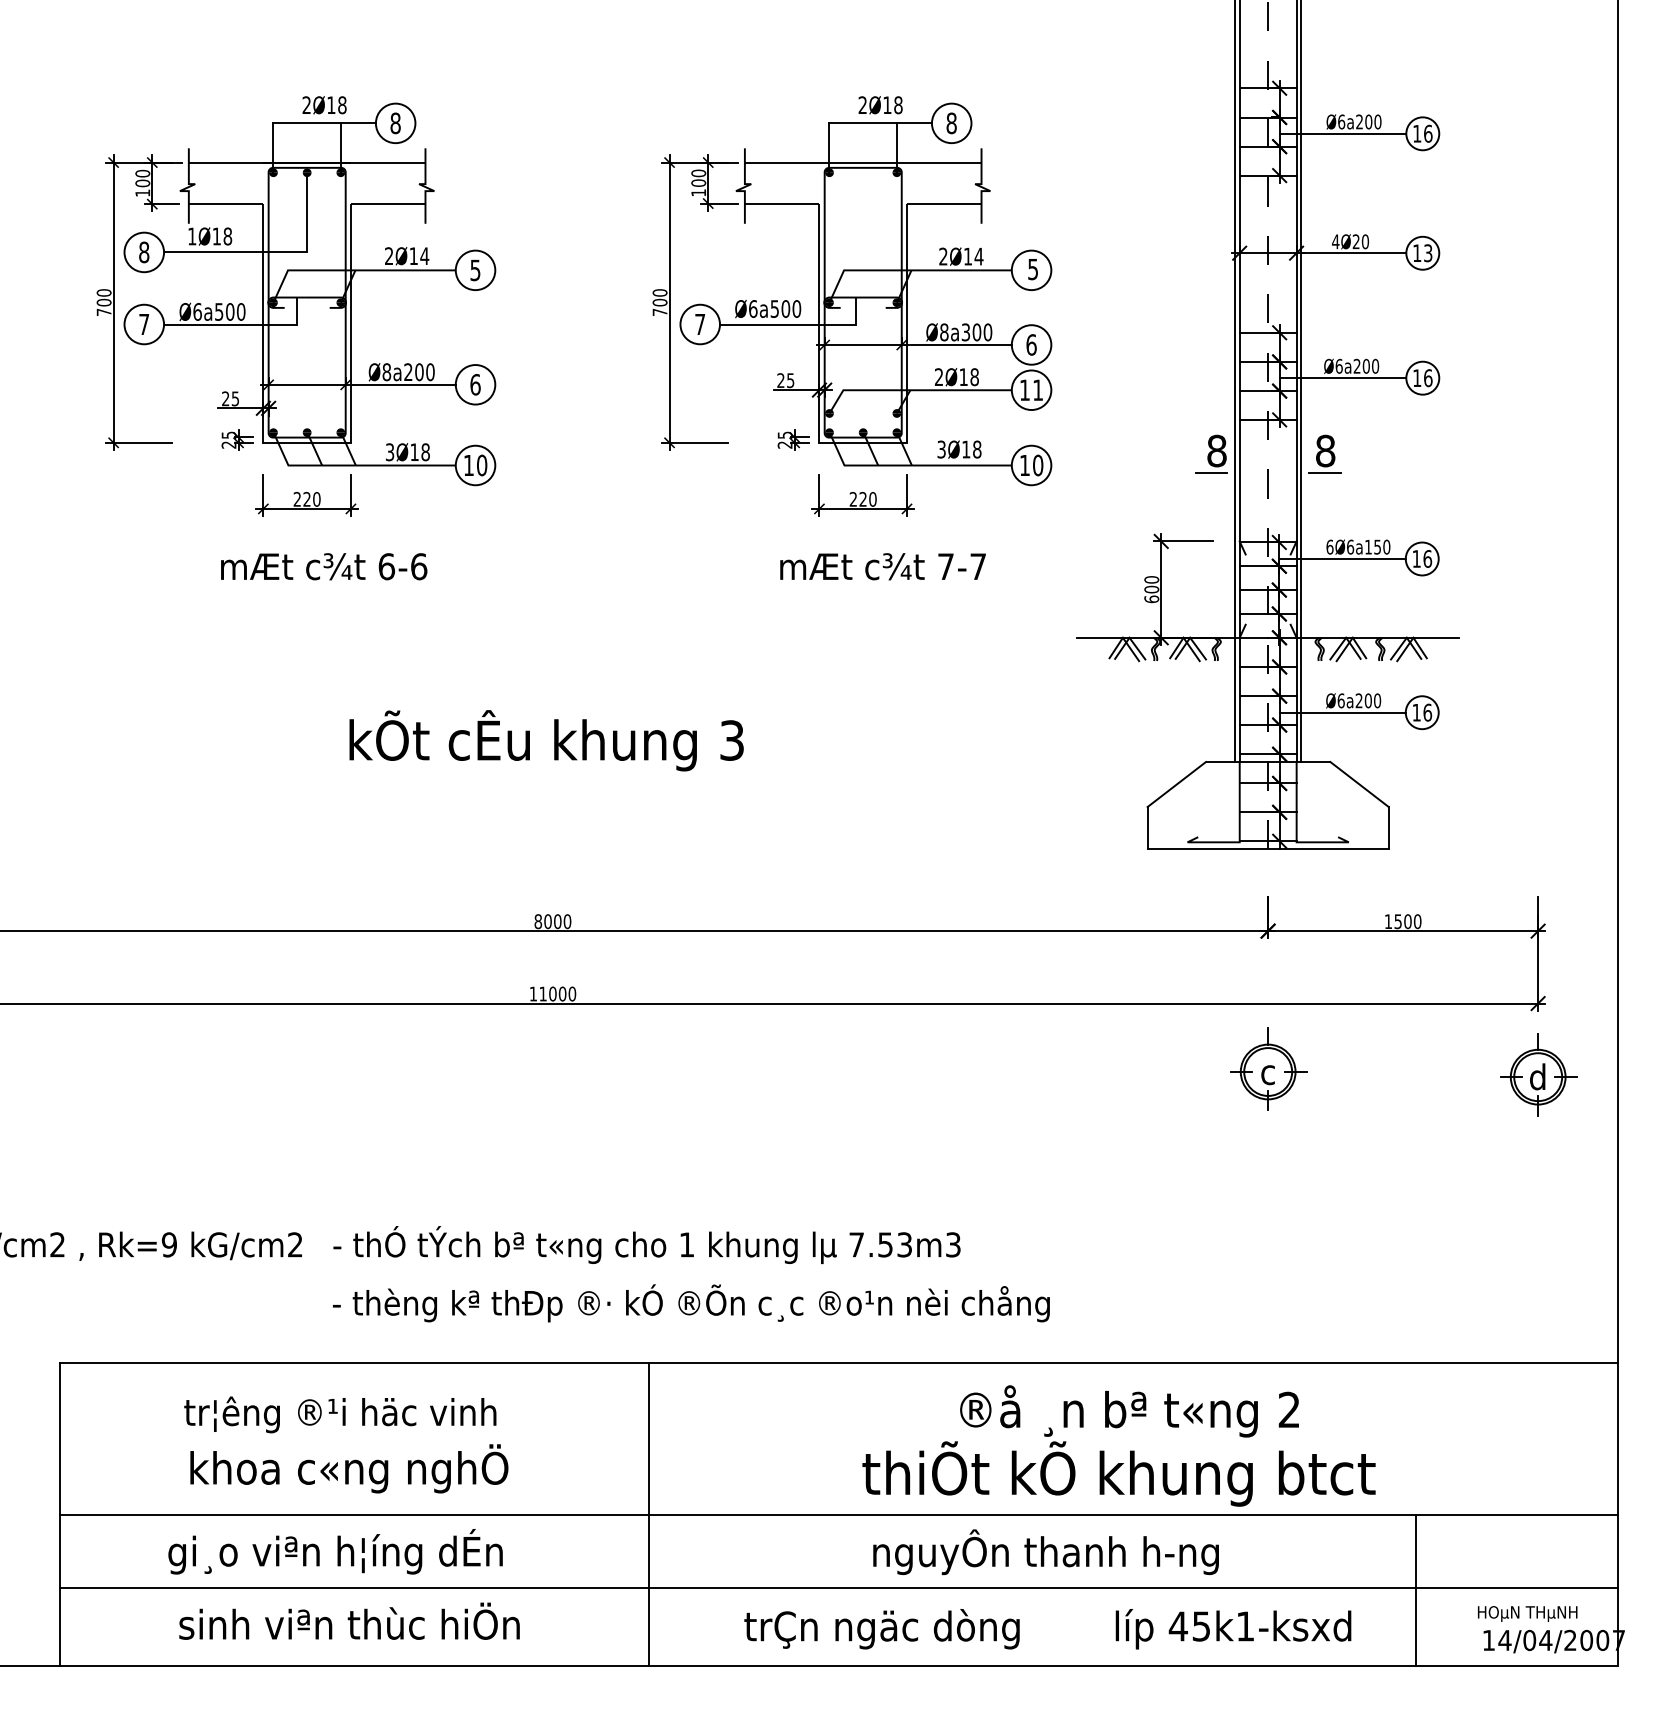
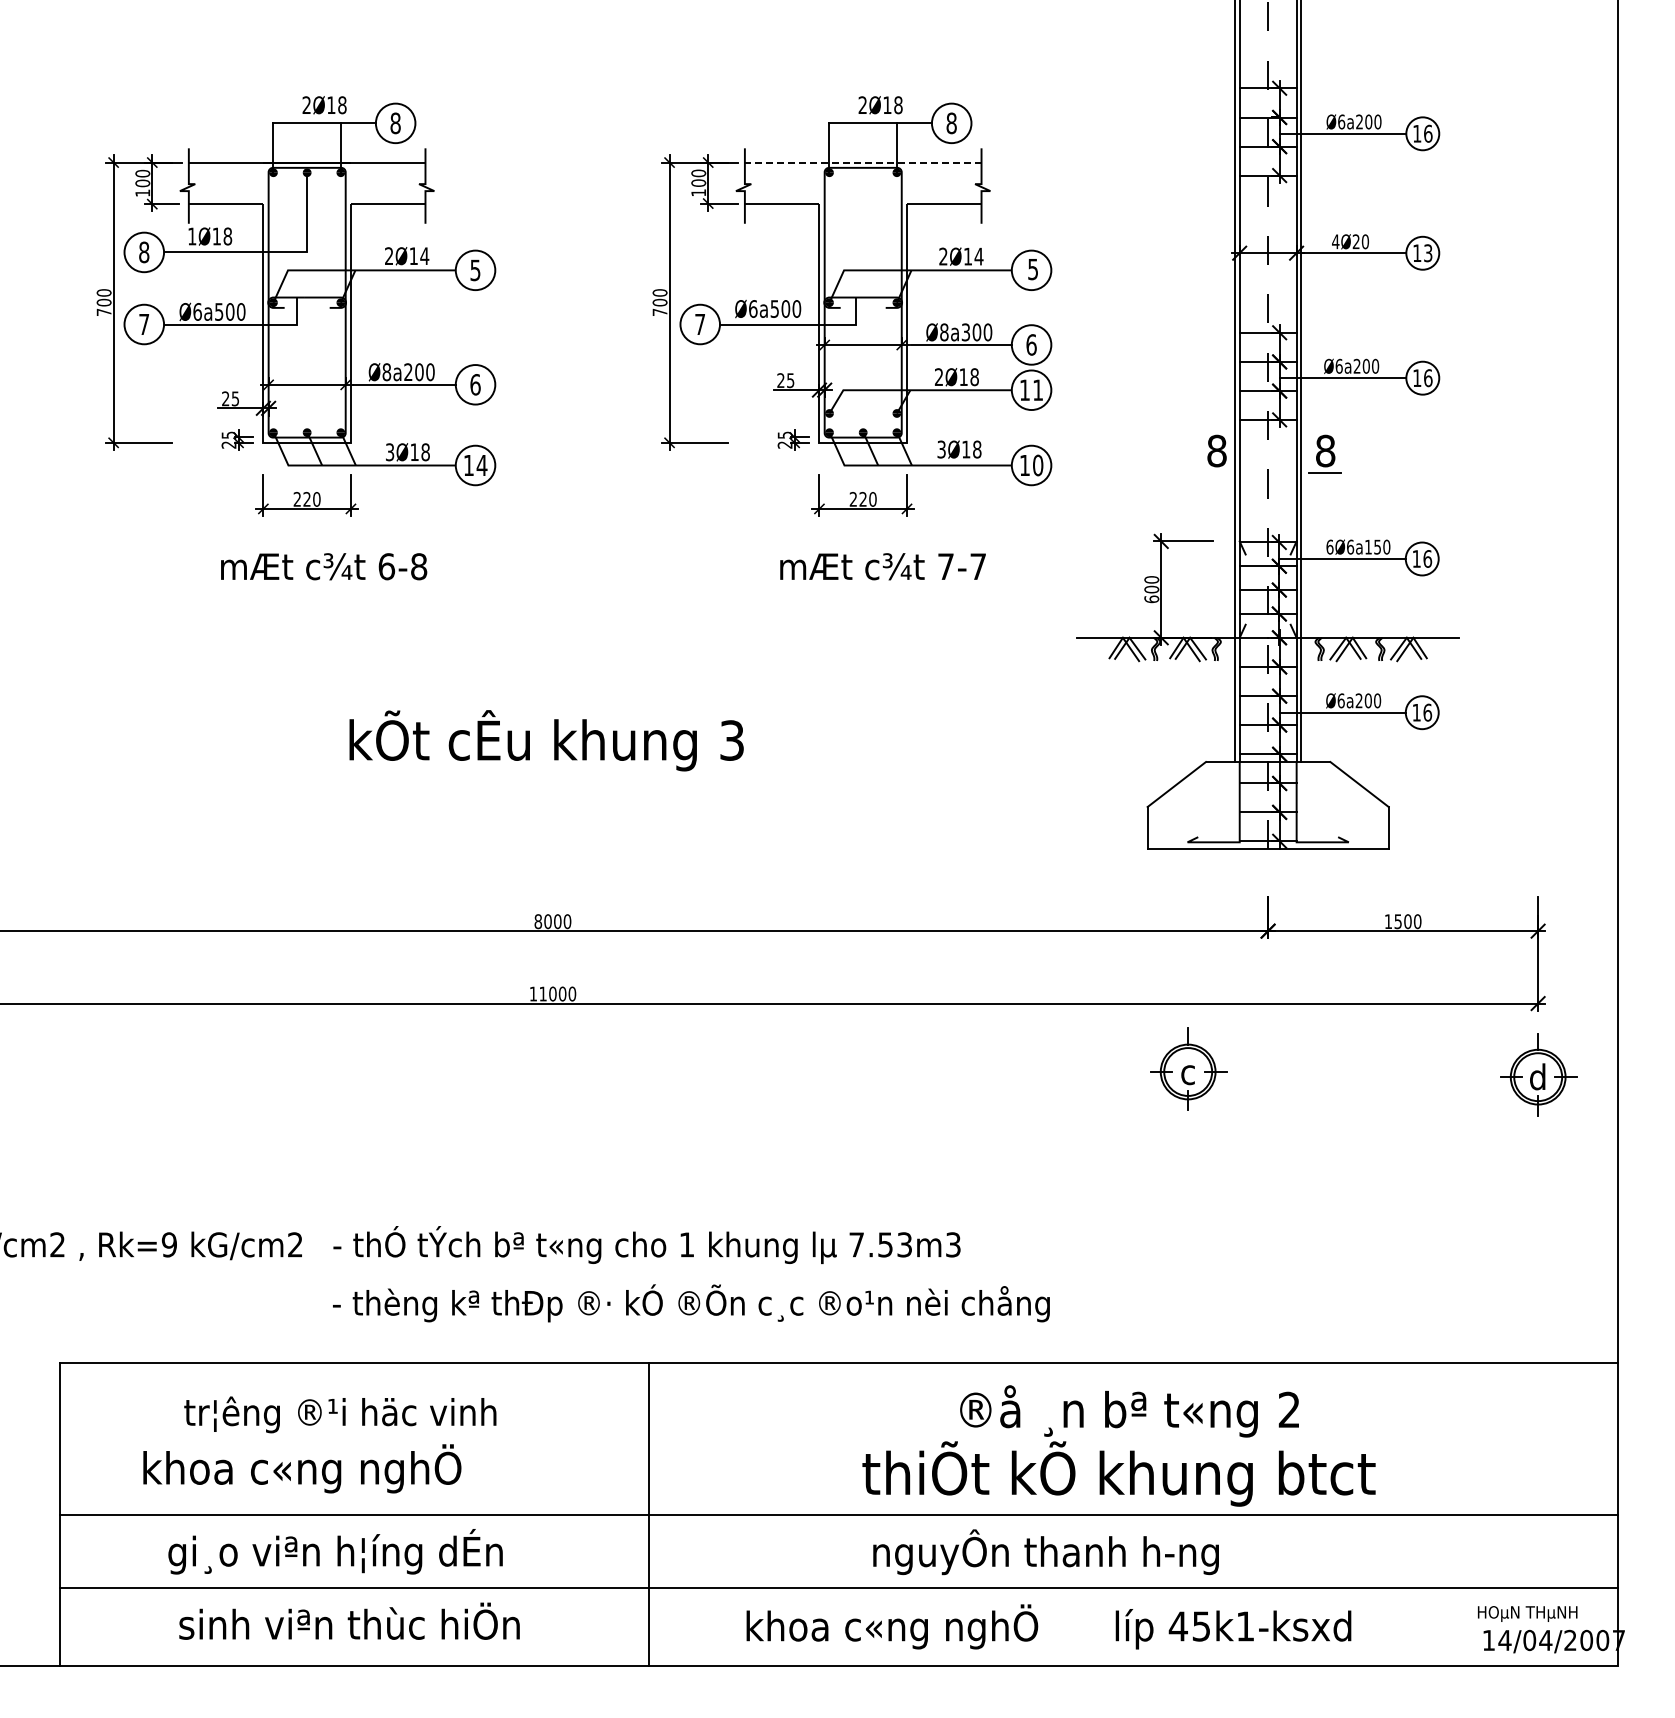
line: solid -> dashed (862, 162)
text: 10 -> 14 (481, 465)
line: present -> none (1211, 473)
text: 6-6 -> 6-8 (419, 566)
part position: (1268, 1068) -> (1188, 1068) (1188, 1068)
text position: (349, 1468) -> (302, 1468) (302, 1468)
line: present -> none (1415, 1590)
text: trÇn ngäc dòng -> khoa c«ng nghÖ (891, 1626)
